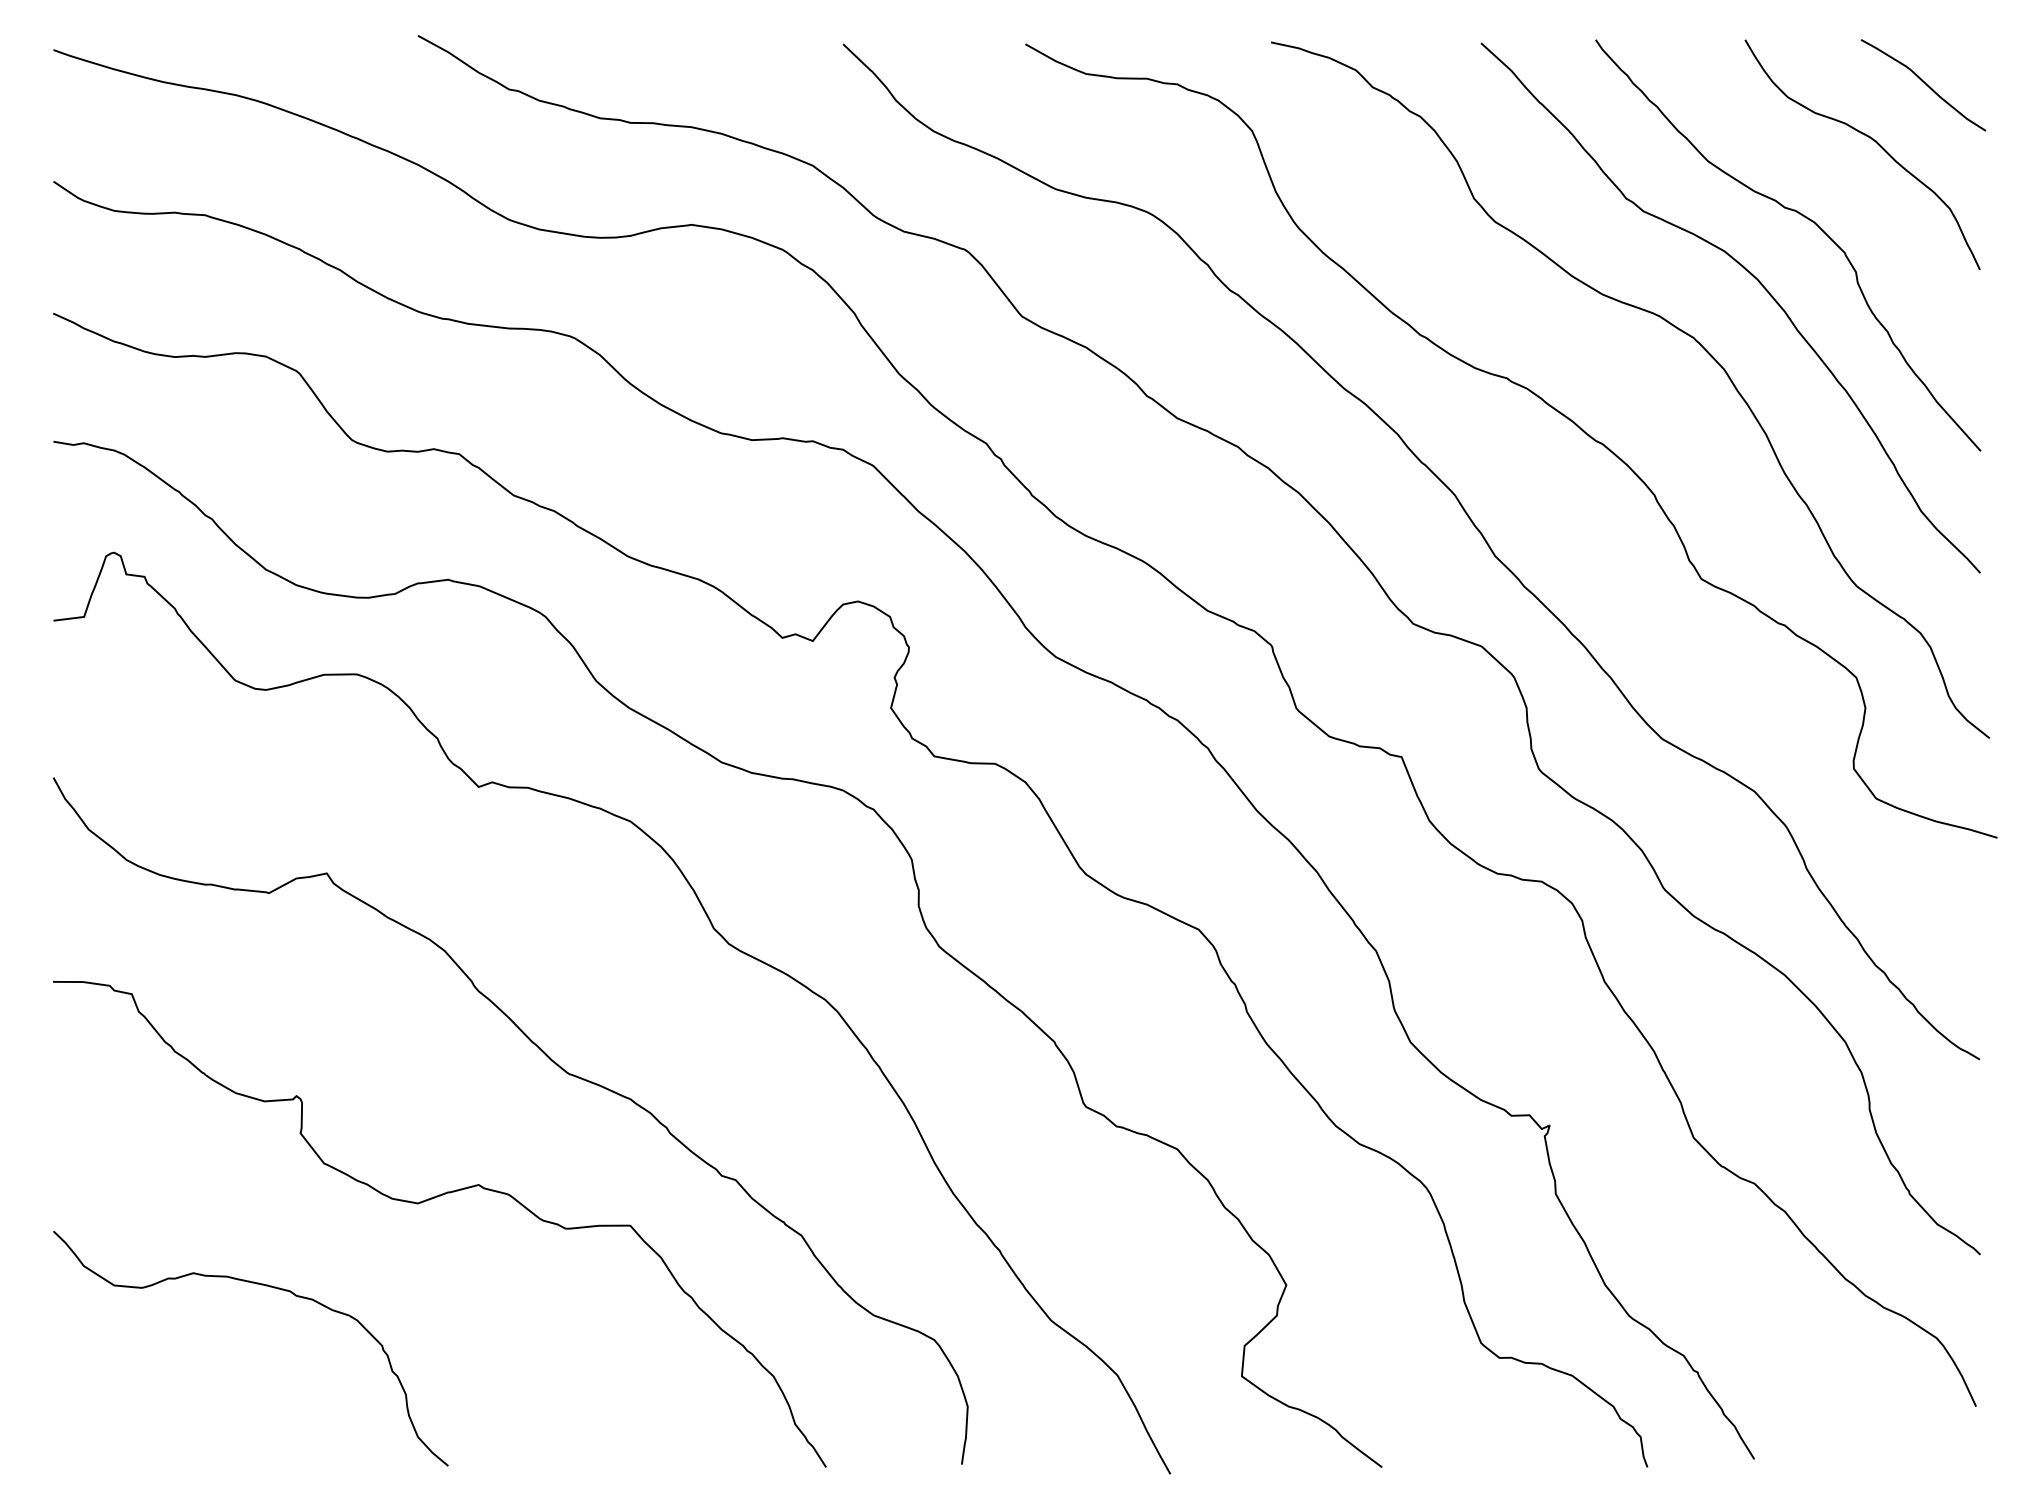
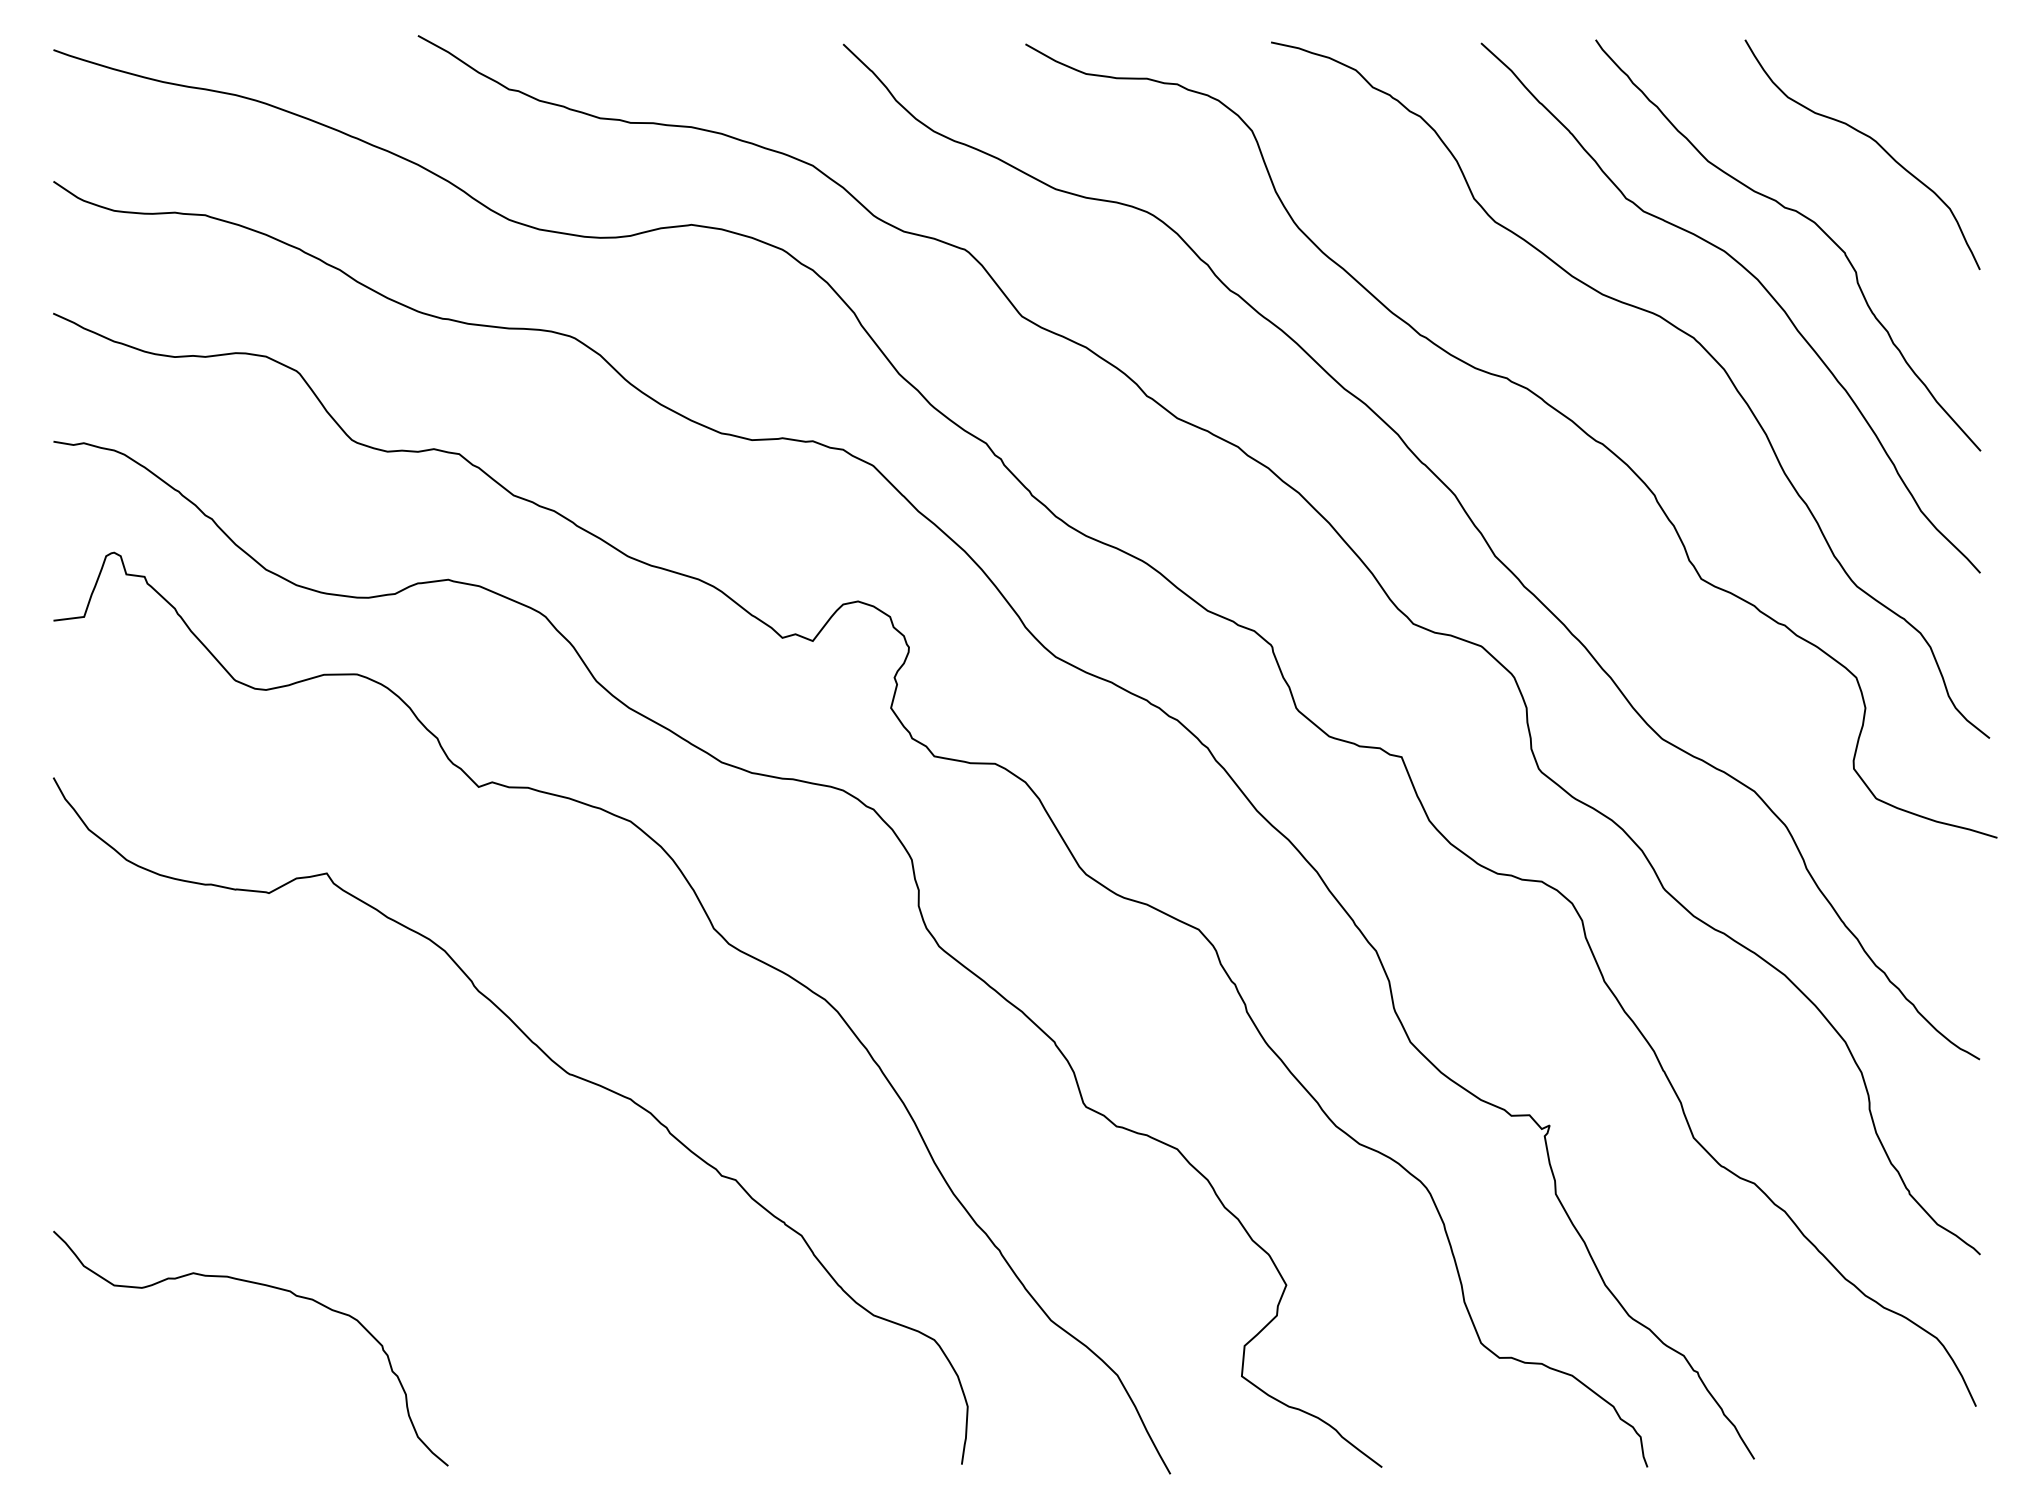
curve: present -> none (1924, 83)
curve: present -> none (432, 1199)
